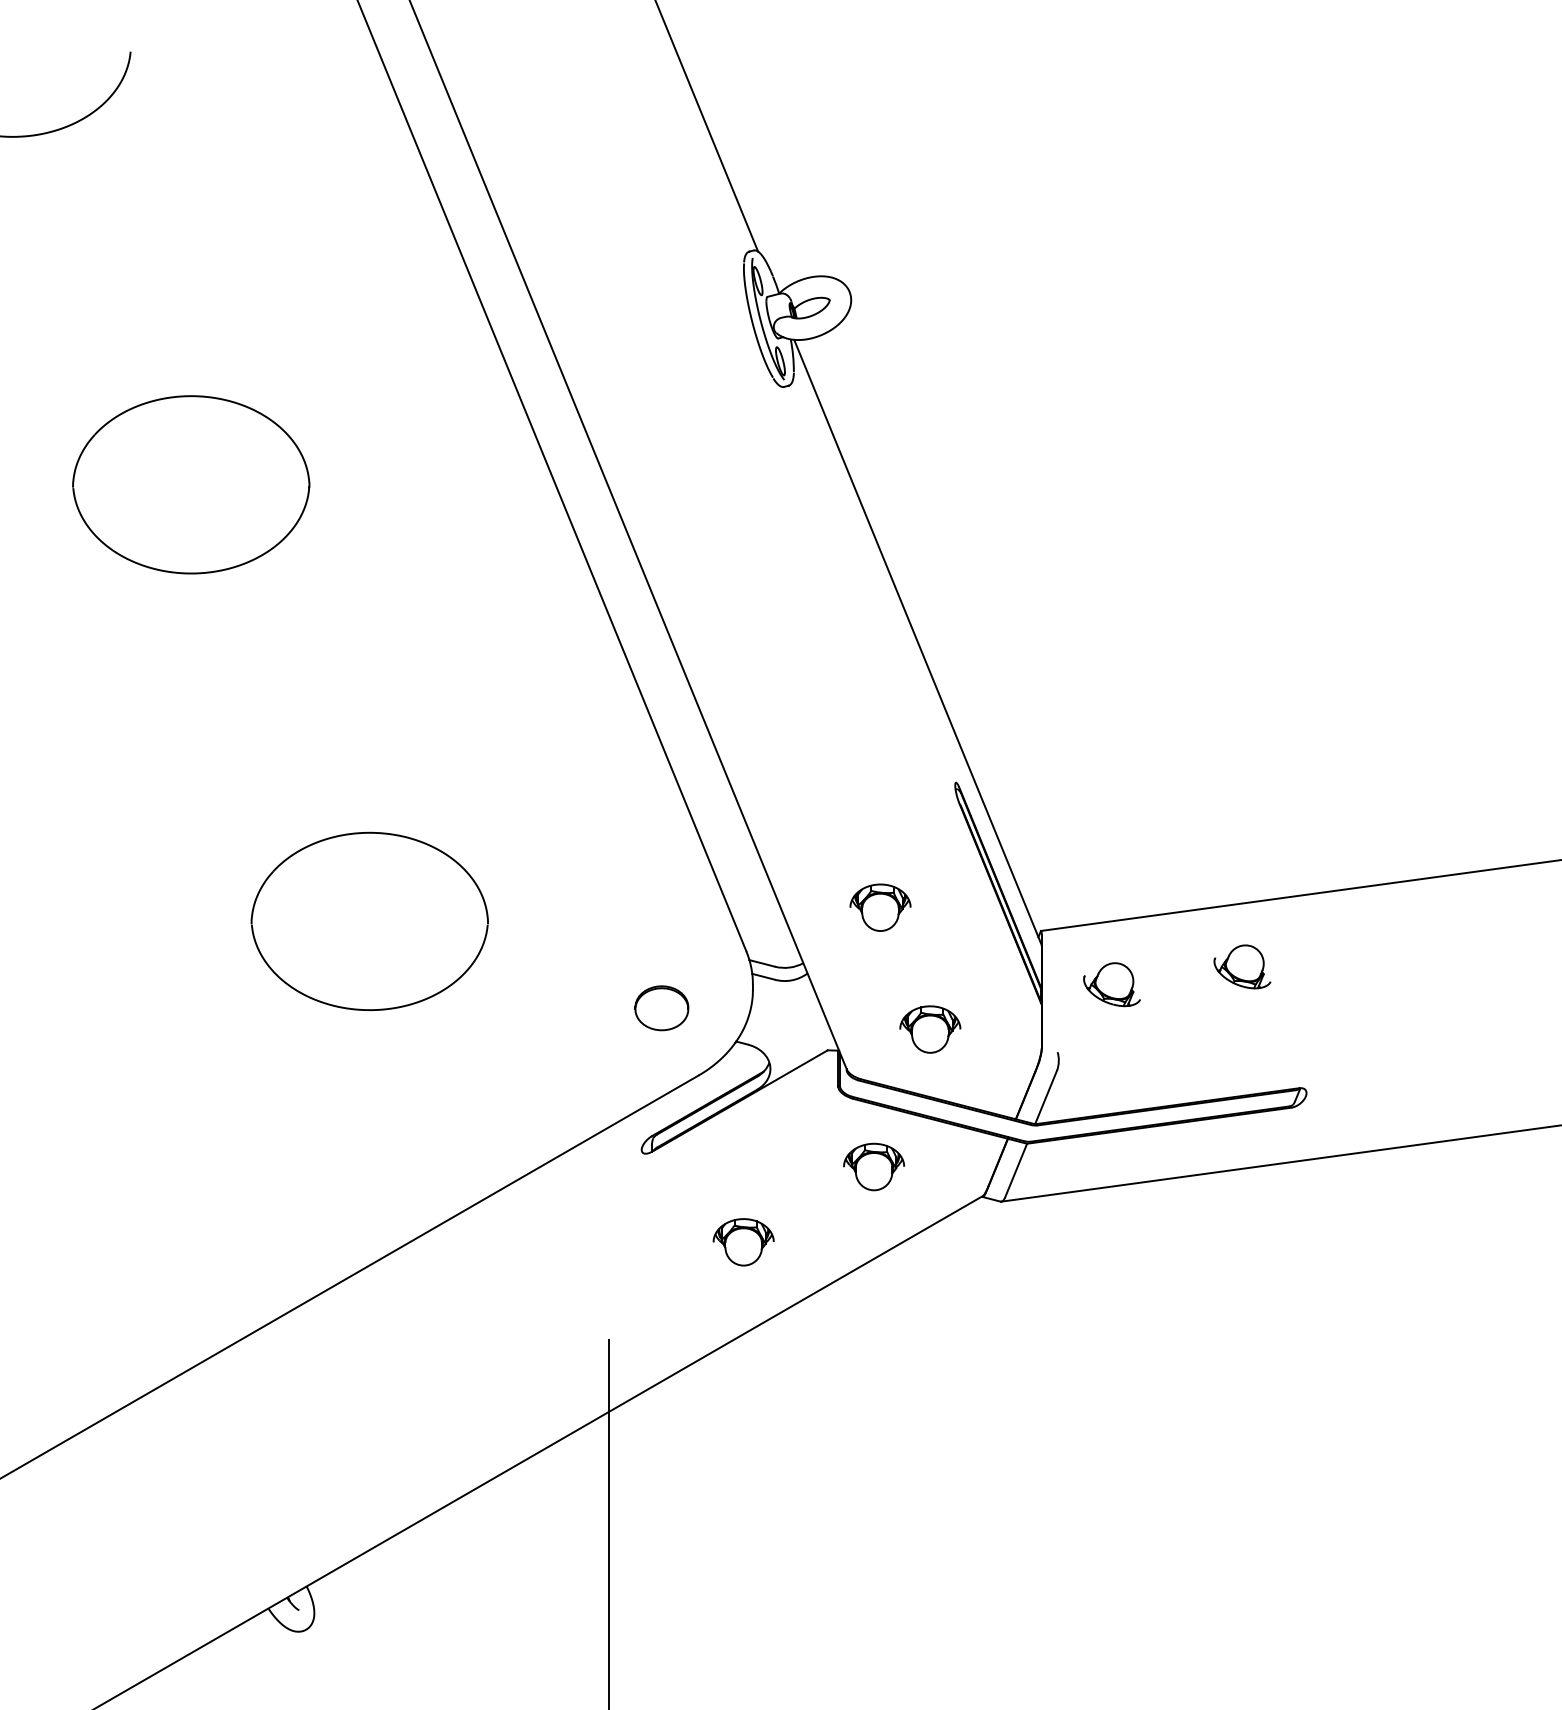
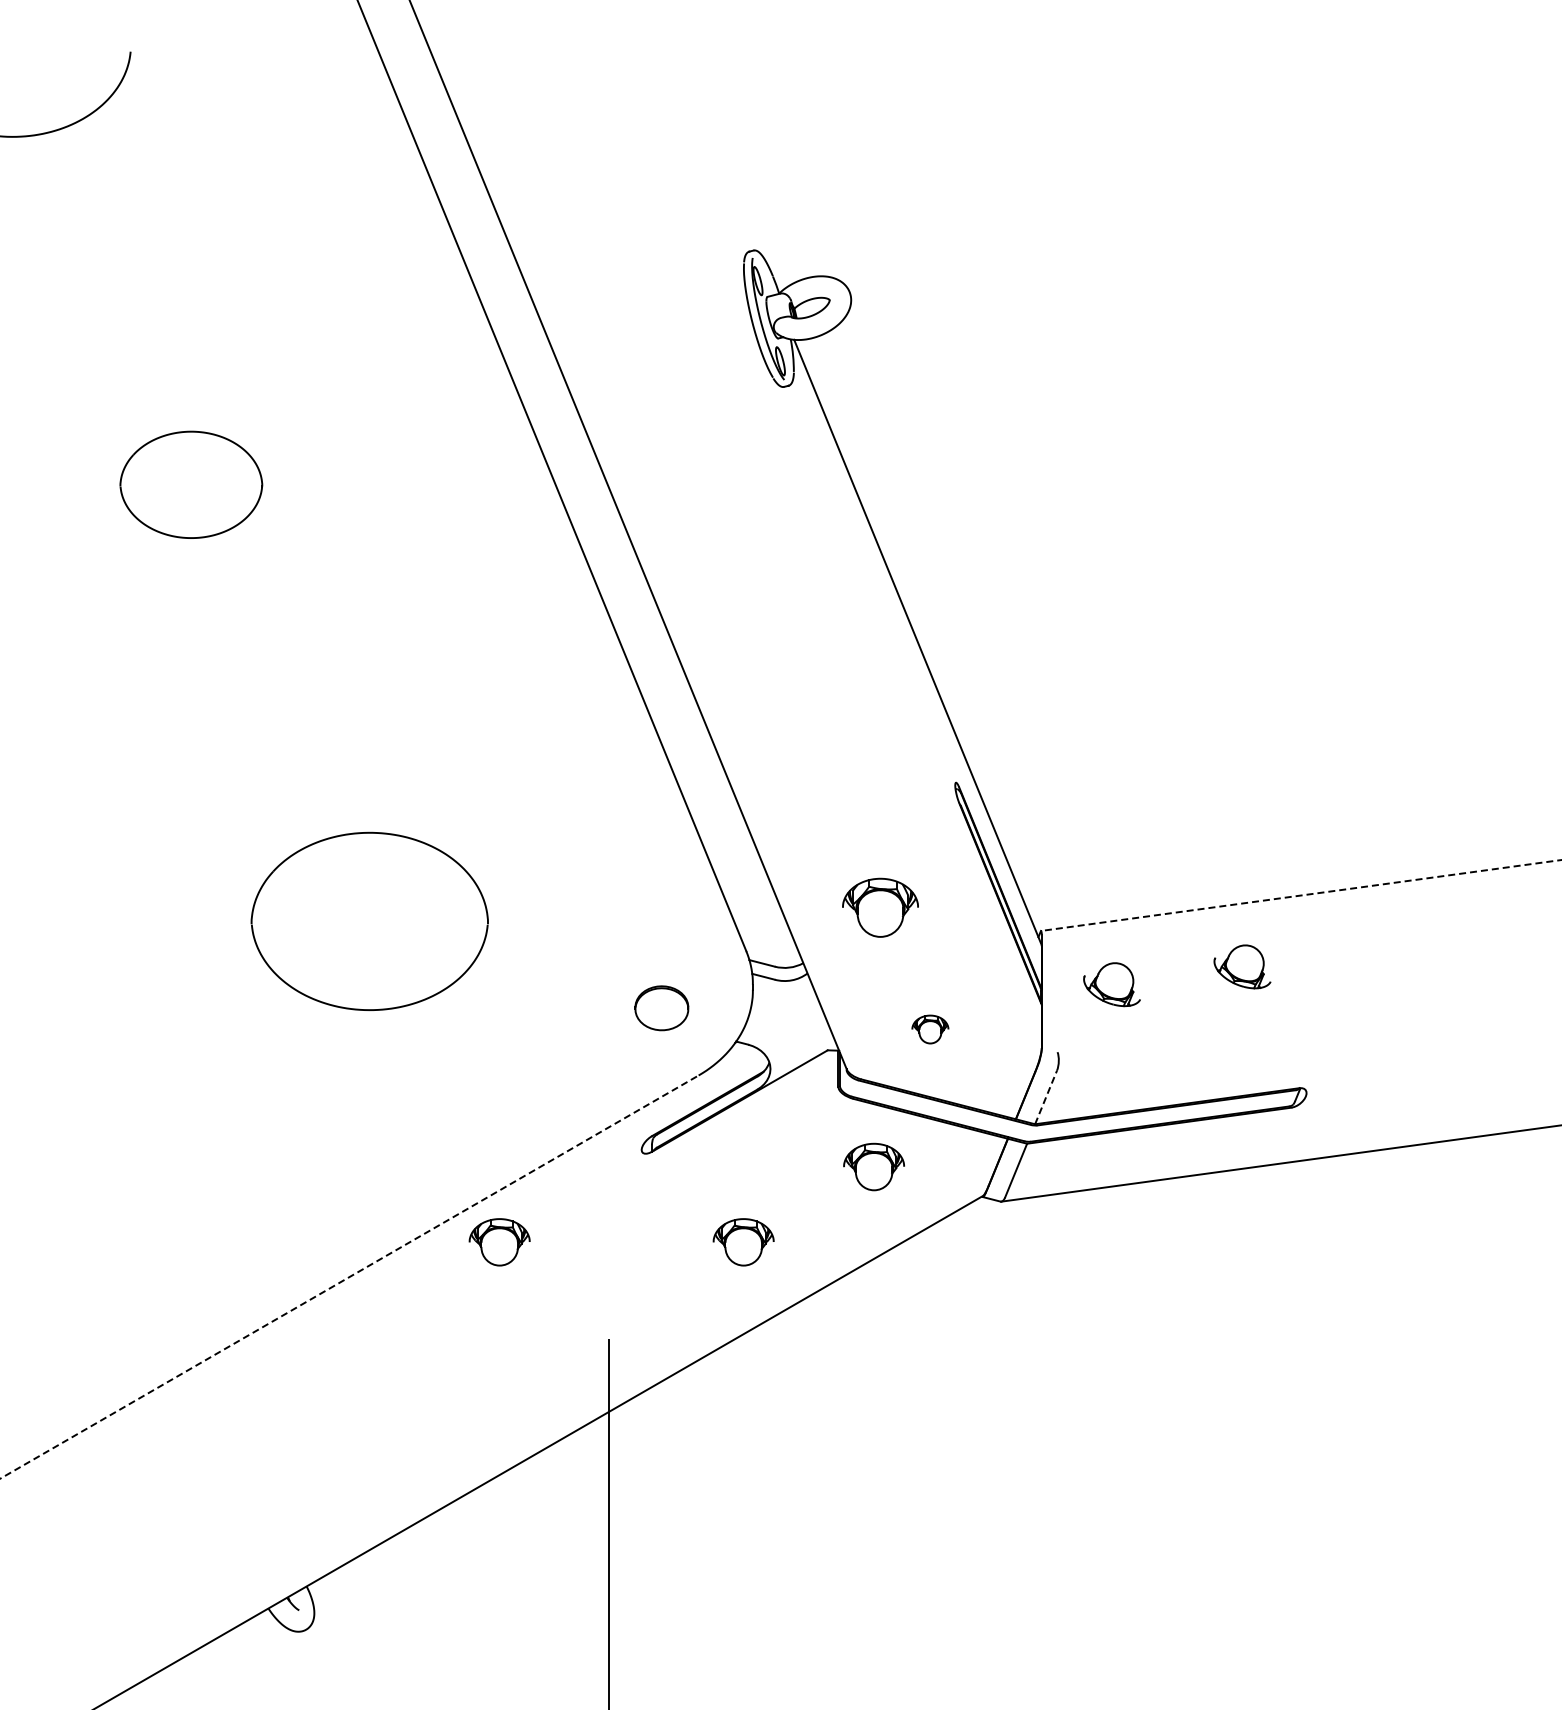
line: present -> none (707, 126)
part size: 239x180 px -> 145x109 px (191, 484)
line: solid -> dashed (1301, 895)
part size: 63x49 px -> 77x61 px (880, 907)
part size: 63x49 px -> 39x31 px (930, 1029)
line: solid -> dashed (1046, 1097)
part: none -> present (499, 1242)
line: solid -> dashed (349, 1277)
